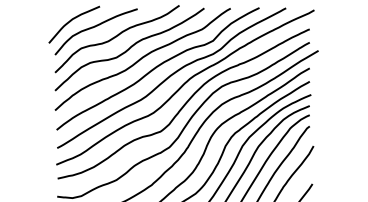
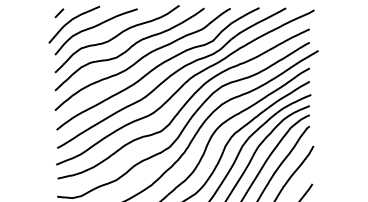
line: none -> present (59, 13)
